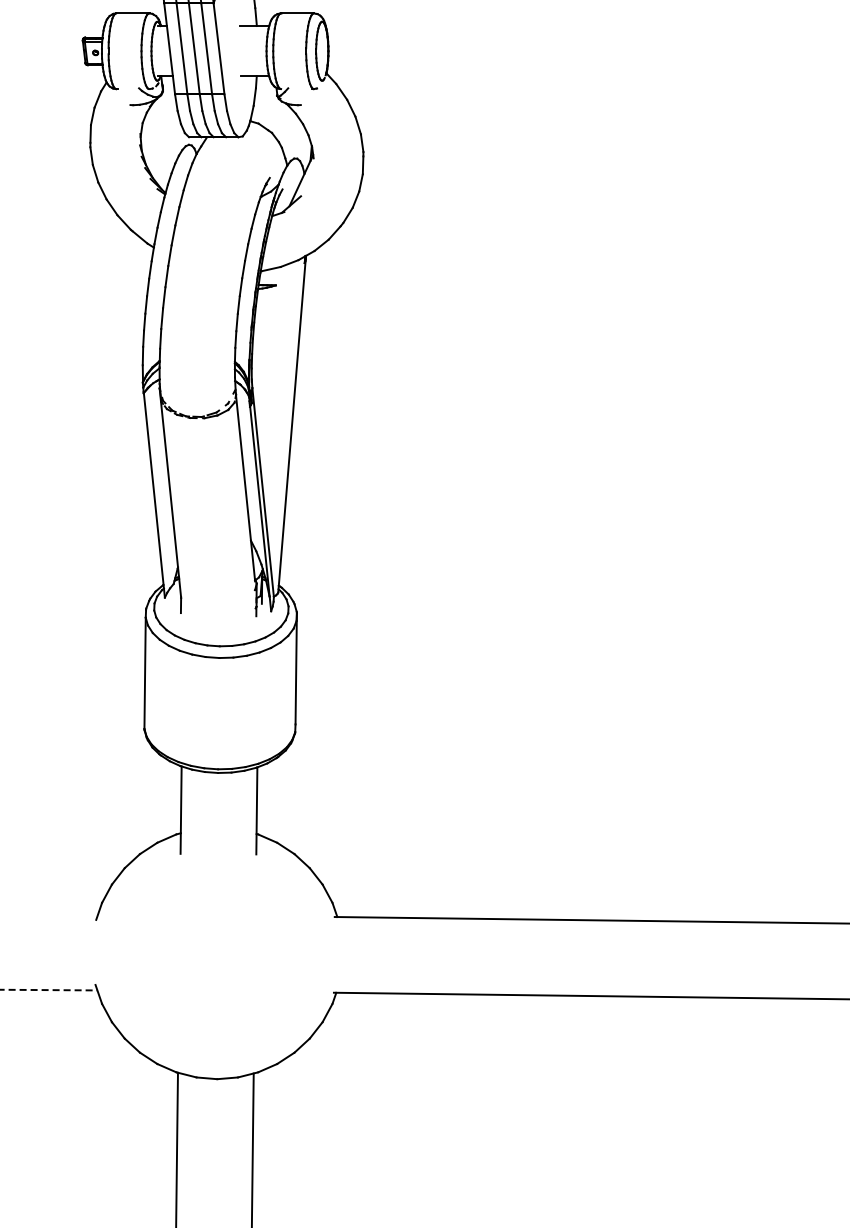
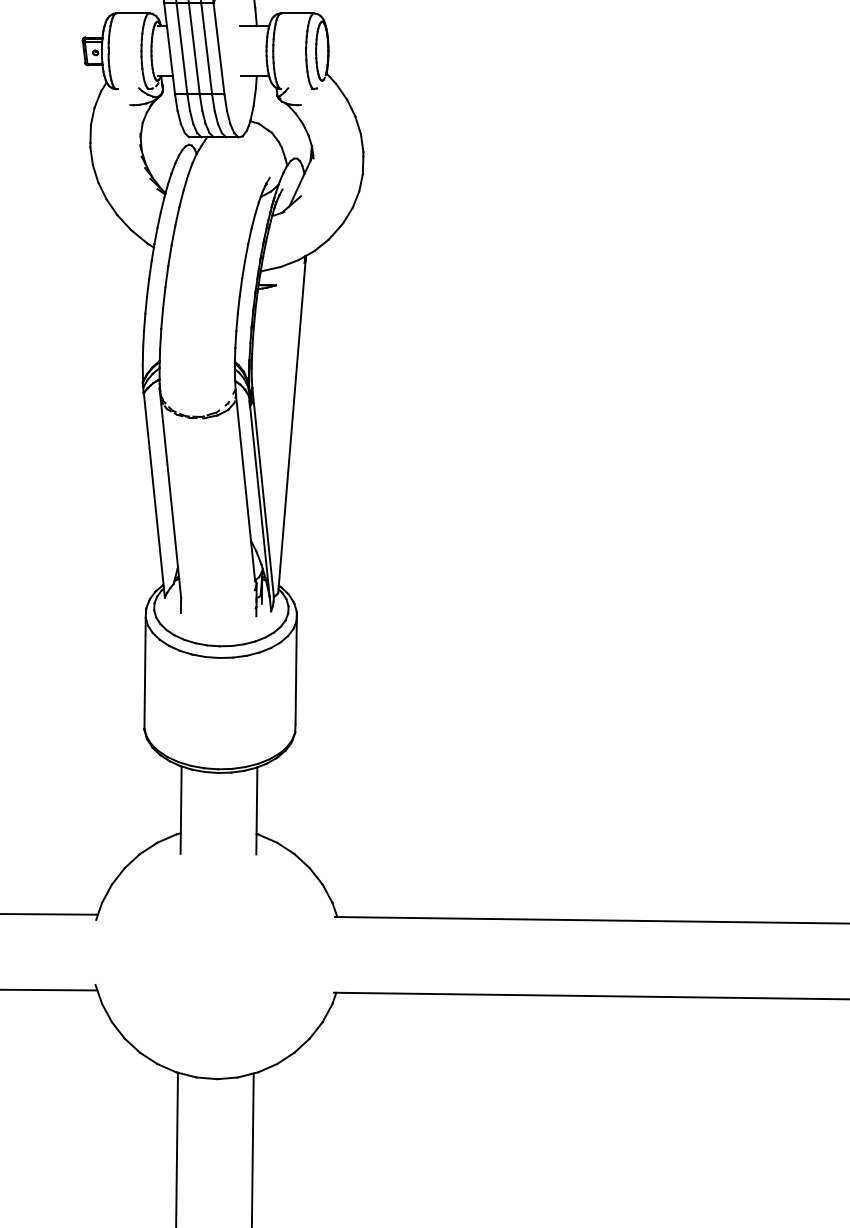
line: none -> present (50, 914)
line: dashed -> solid (49, 990)
